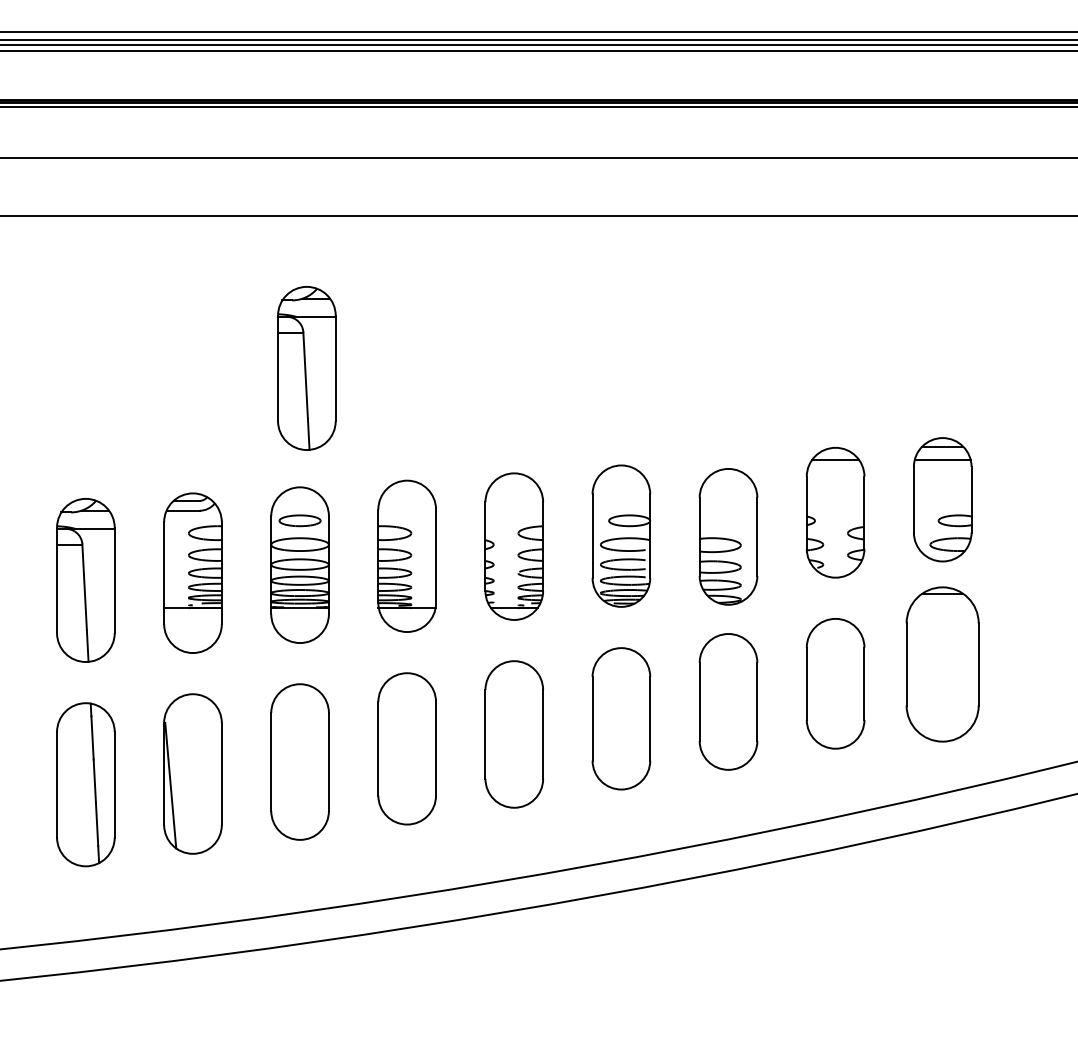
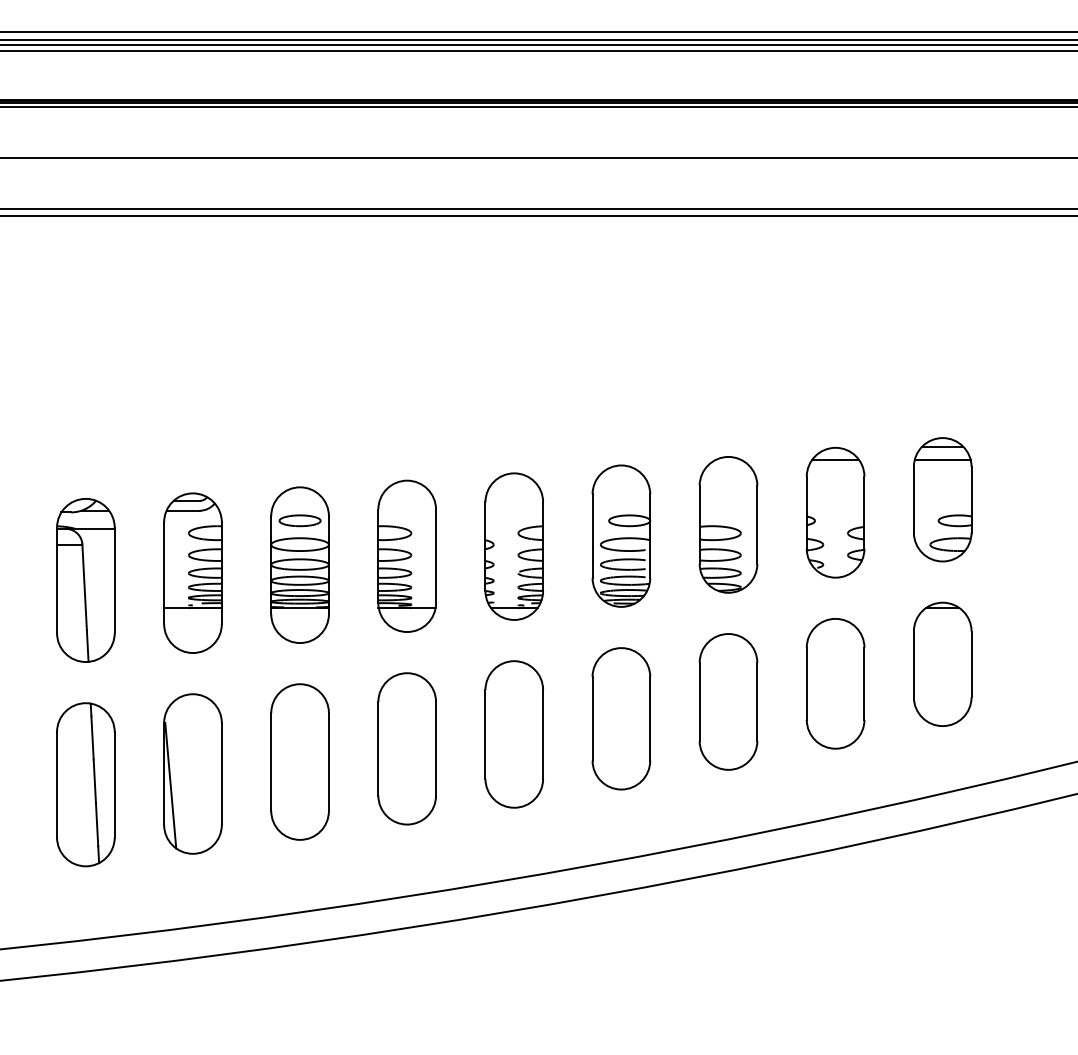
line: none -> present (538, 209)
part: present -> none (306, 368)
part position: (728, 536) -> (728, 524) (728, 524)
part size: 75x157 px -> 60x126 px (942, 663)
